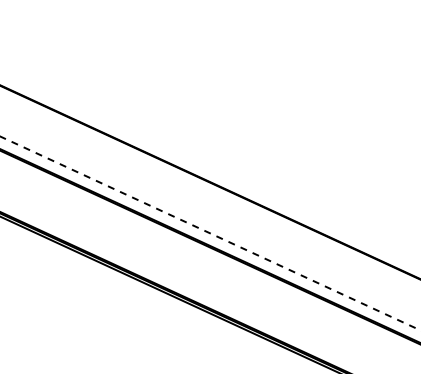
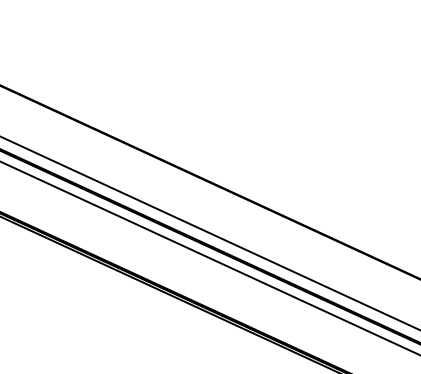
line: dashed -> solid (211, 233)
line: none -> present (209, 257)
